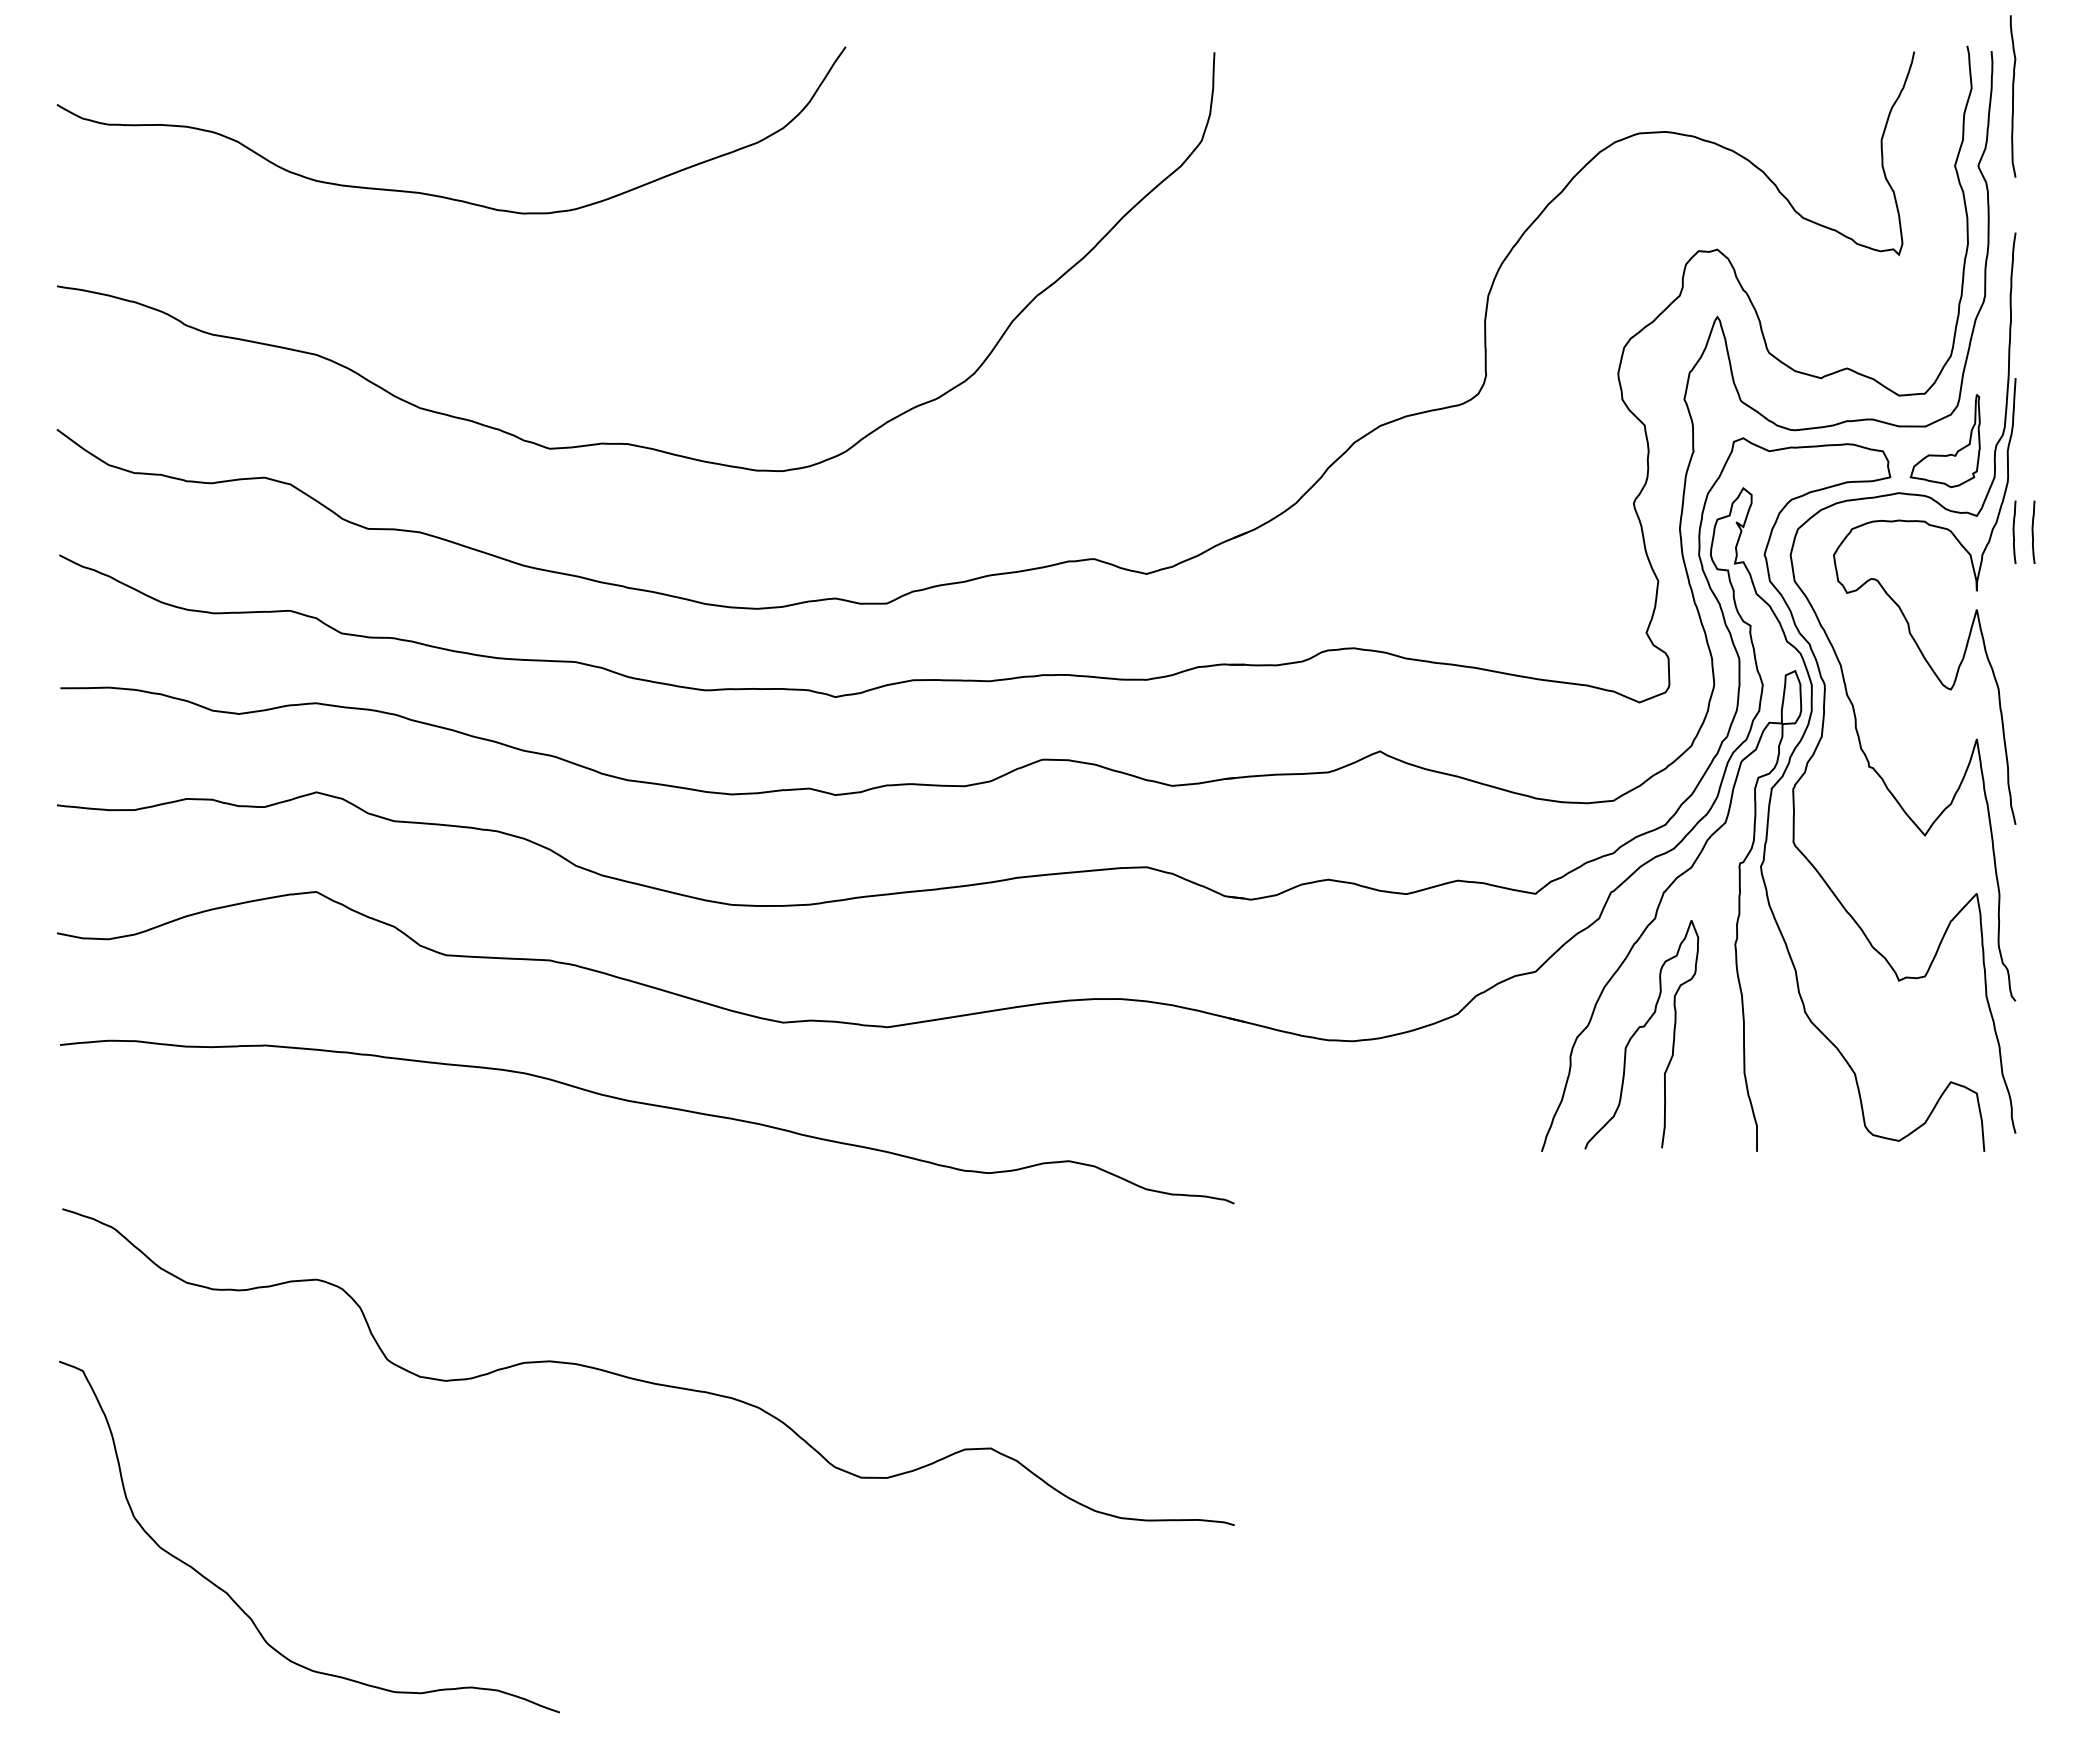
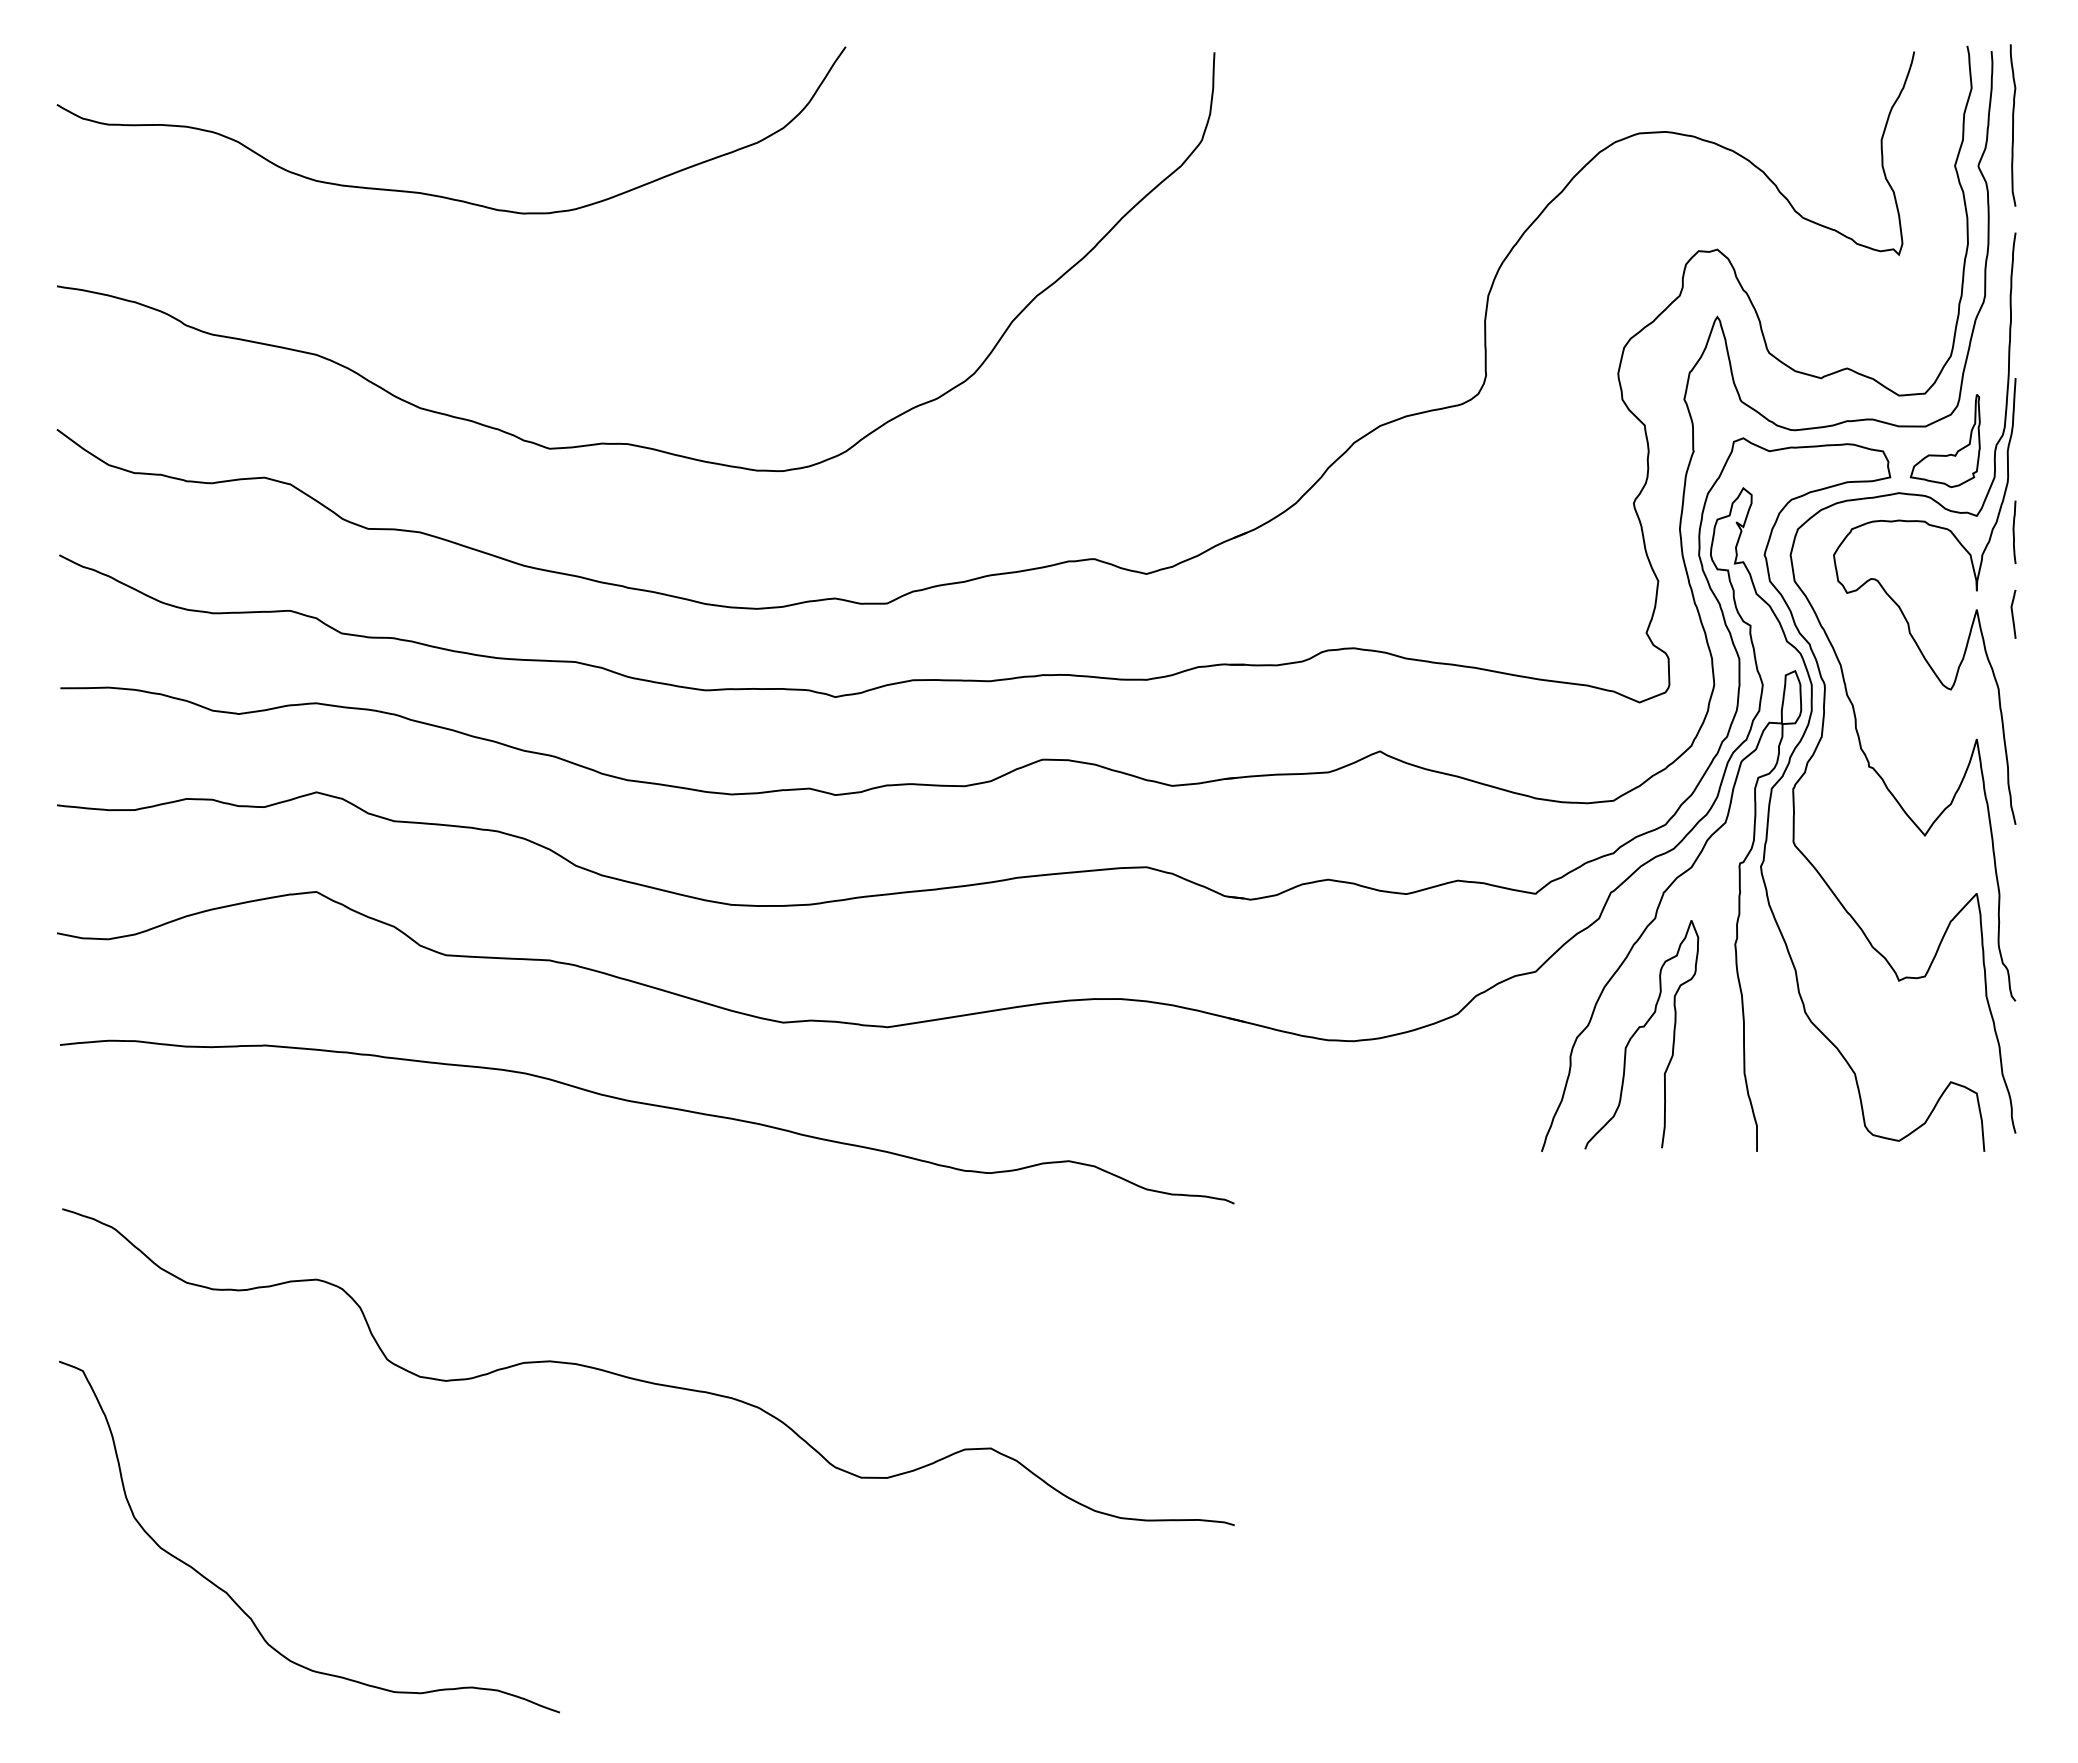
curve position: (2012, 96) -> (2012, 125) (2012, 125)
curve: present -> none (2033, 532)
curve: none -> present (2013, 613)
